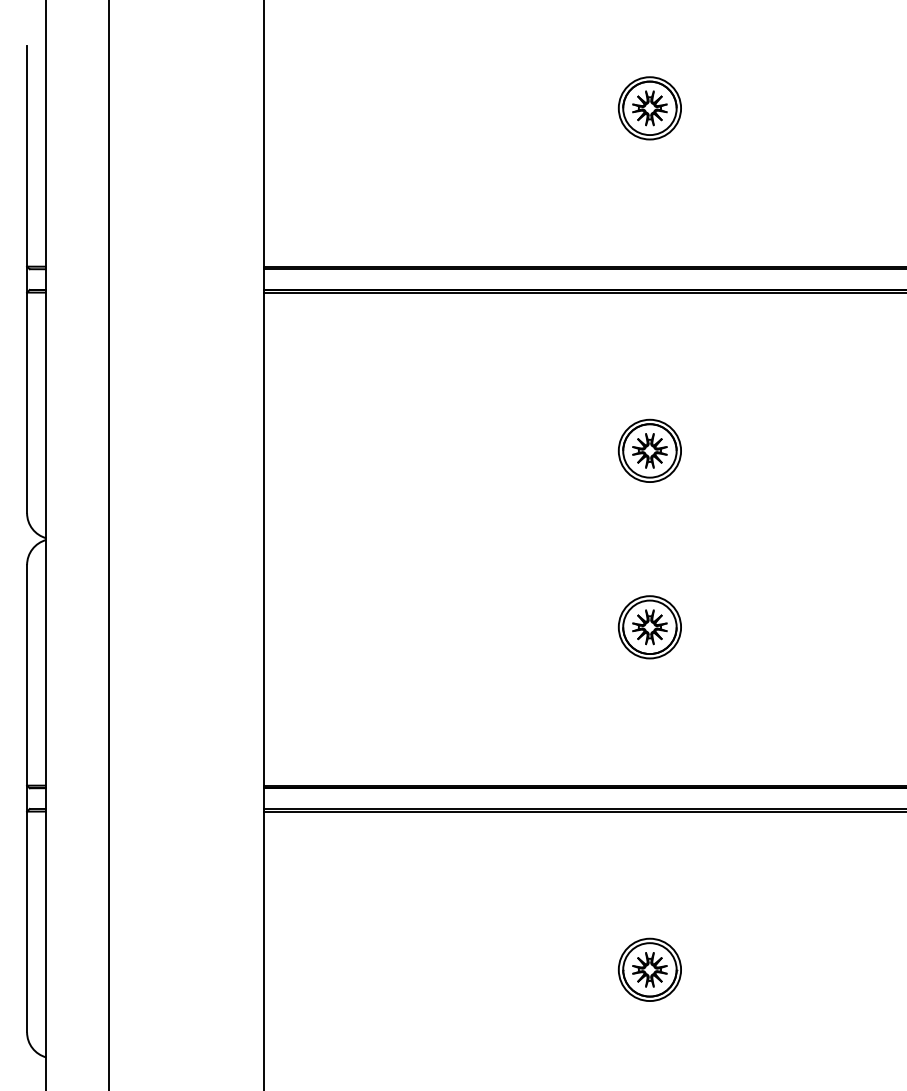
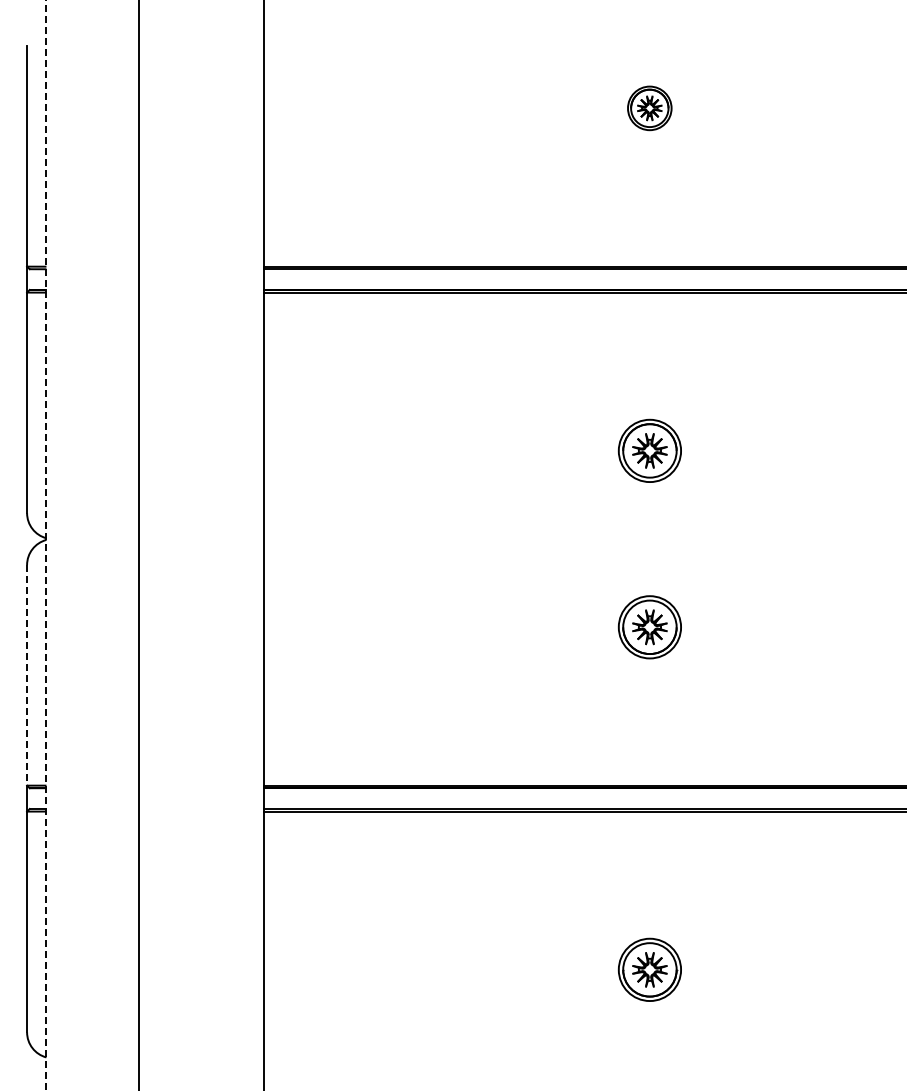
part size: 65x65 px -> 46x47 px (649, 108)
line: solid -> dashed (46, 544)
line position: (108, 544) -> (138, 544) (138, 544)
line: solid -> dashed (27, 675)
